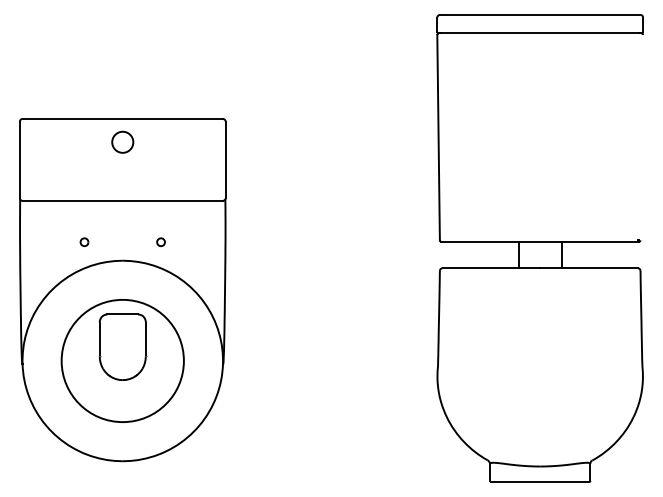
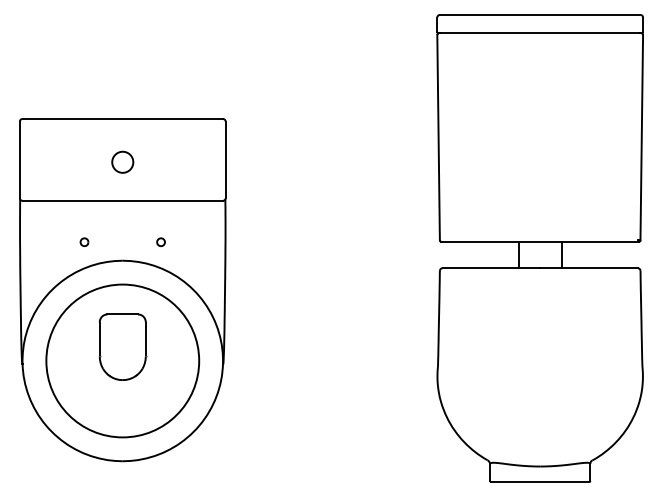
line: none -> present (641, 137)
circle position: (122, 141) -> (122, 161) (122, 161)
circle diameter: 122 px -> 153 px (122, 360)
